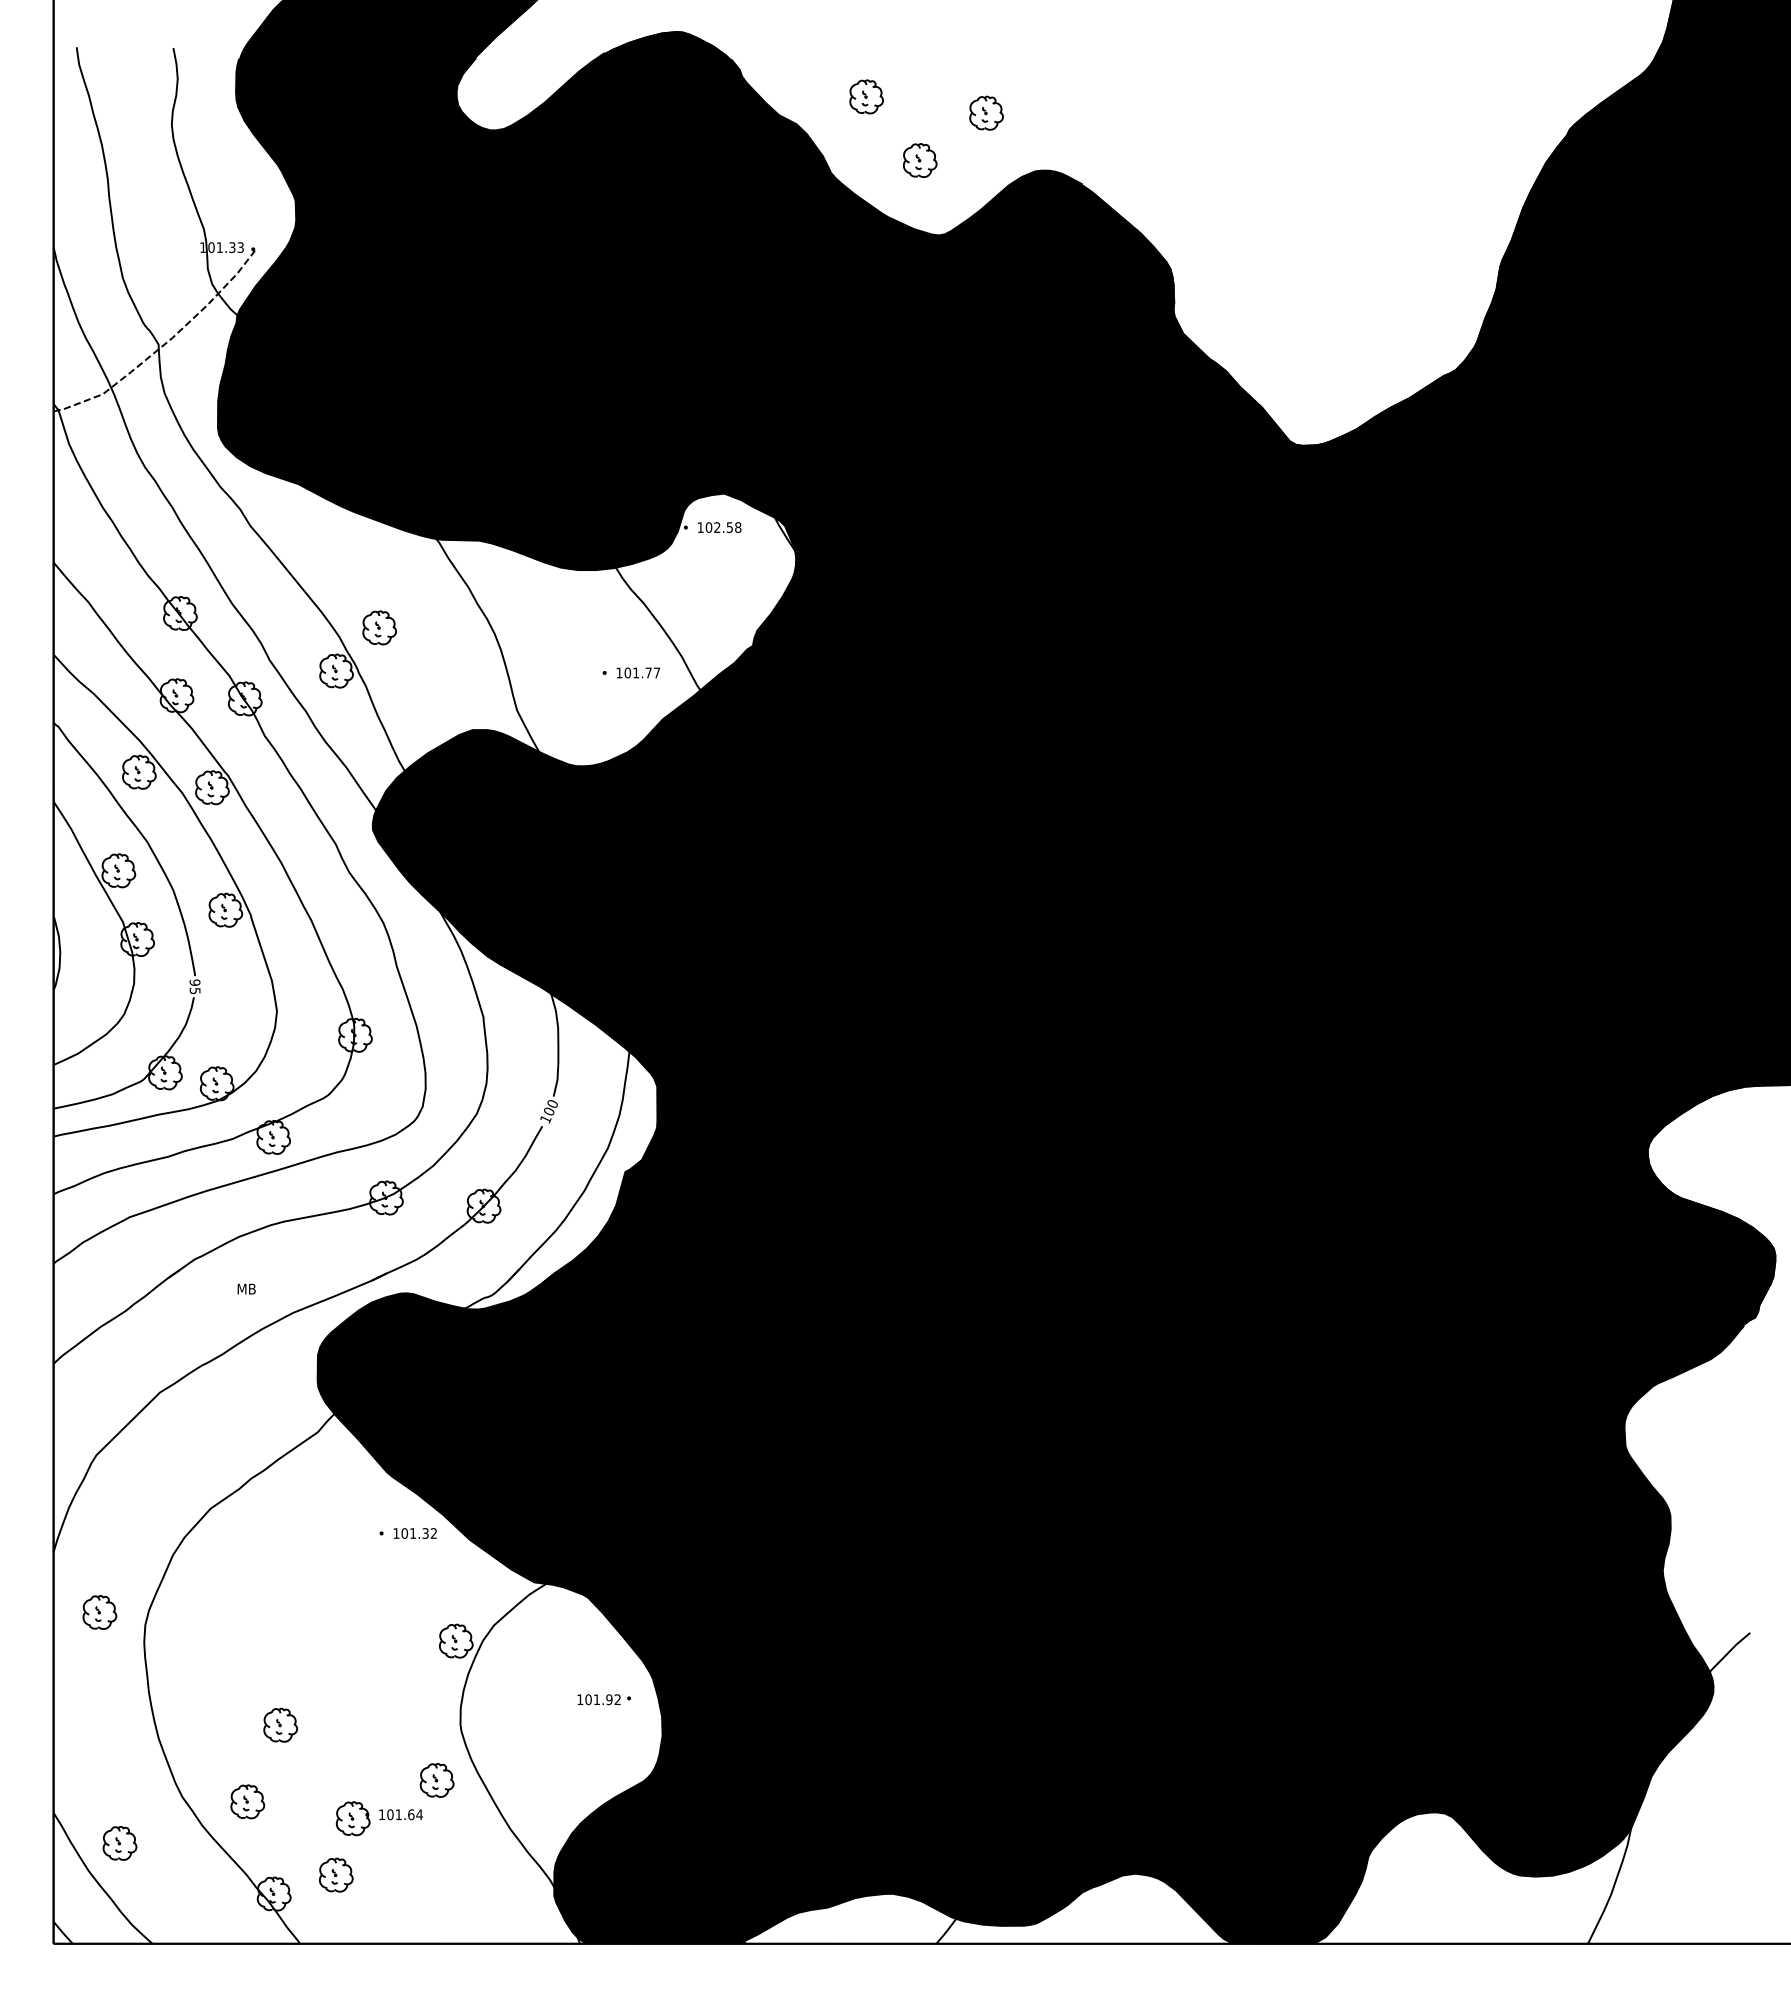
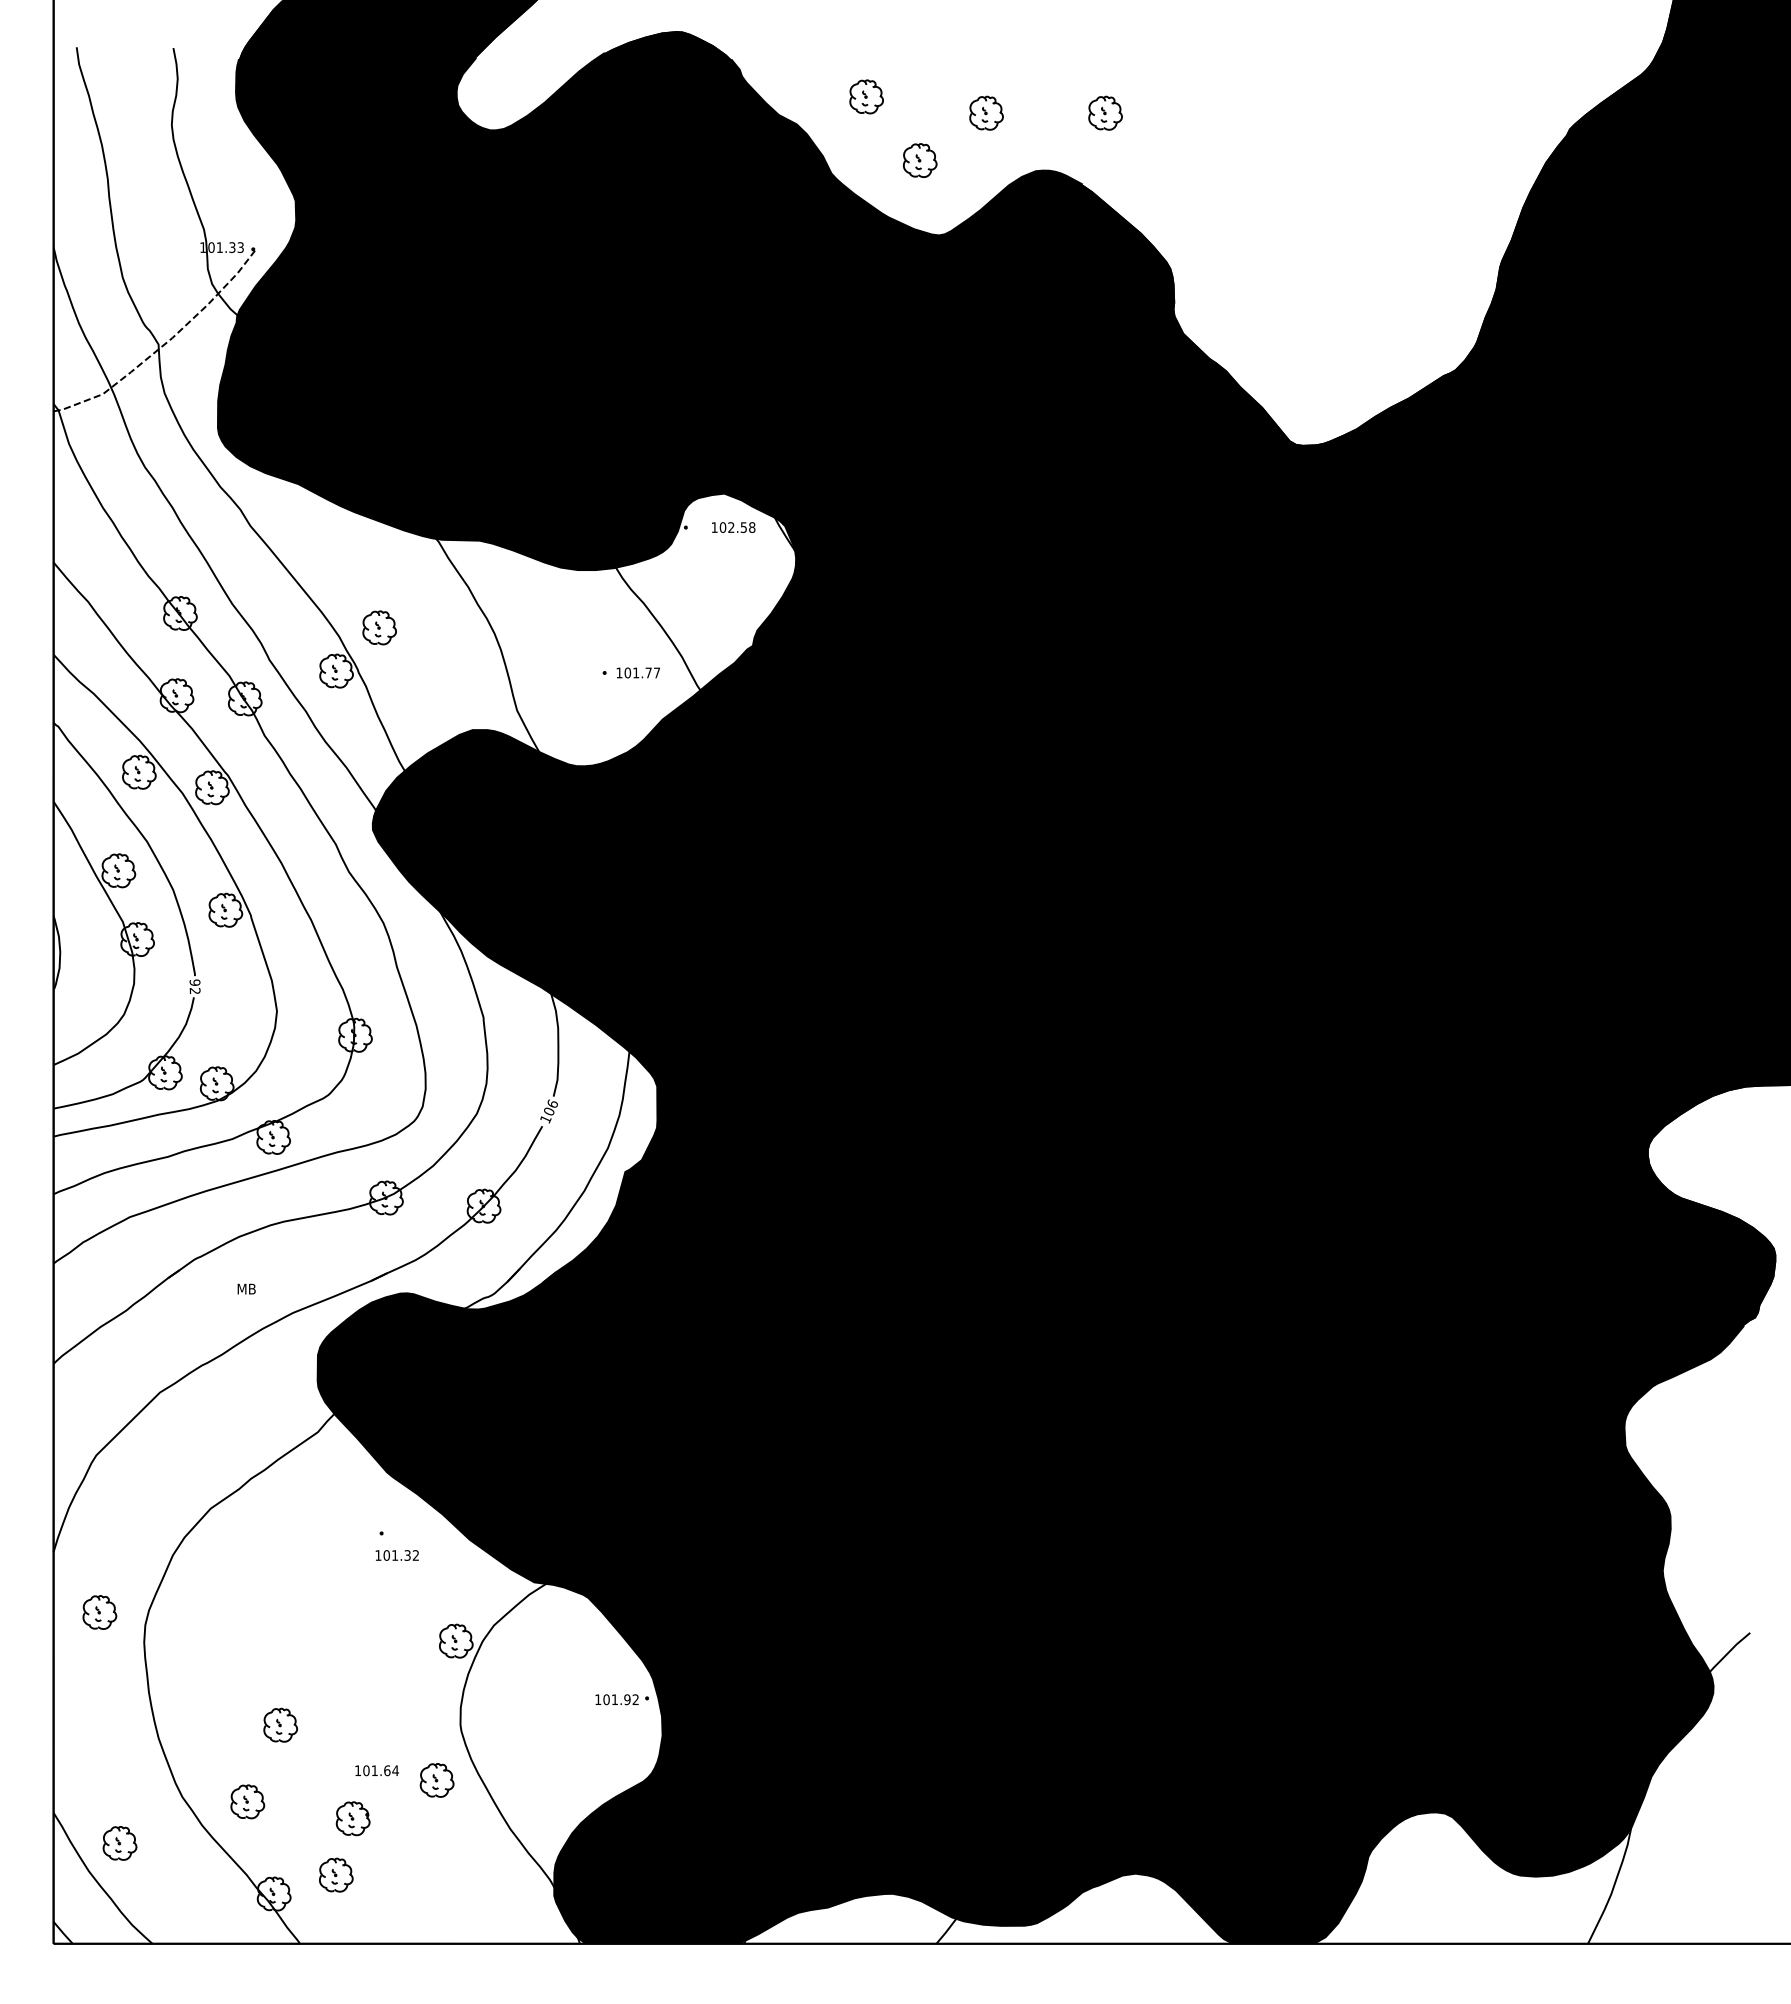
part: none -> present (1105, 112)
text position: (719, 527) -> (733, 527) (733, 527)
text: 95 -> 92 (194, 991)
text: 100 -> 106 (552, 1102)
text position: (414, 1533) -> (396, 1555) (396, 1555)
part position: (603, 1699) -> (621, 1699) (621, 1699)
text position: (400, 1814) -> (376, 1770) (376, 1770)
